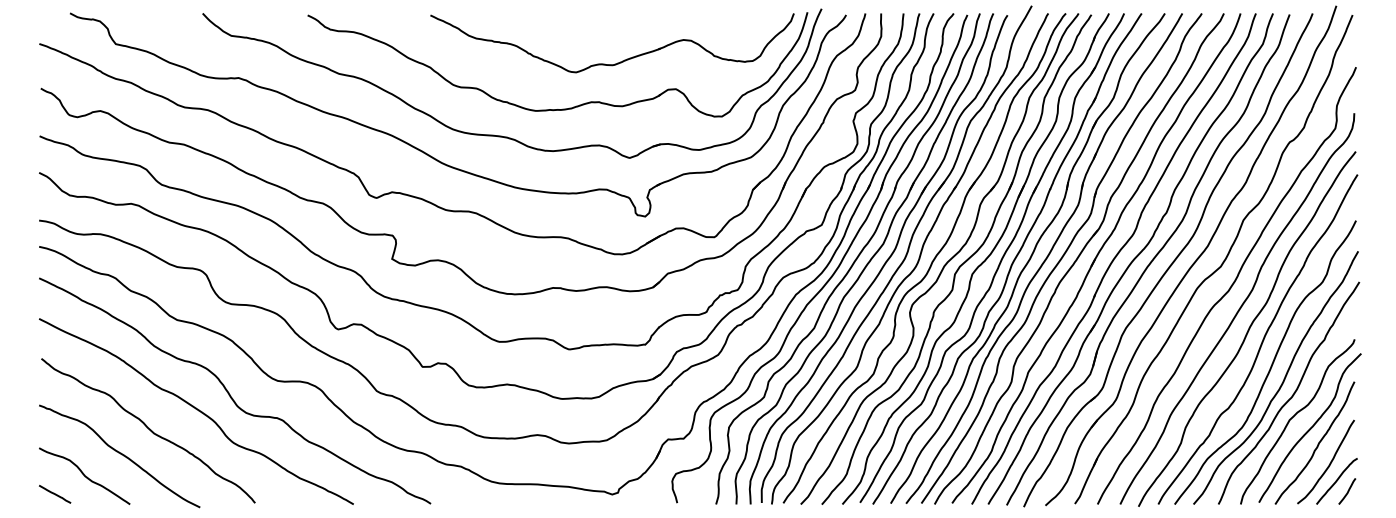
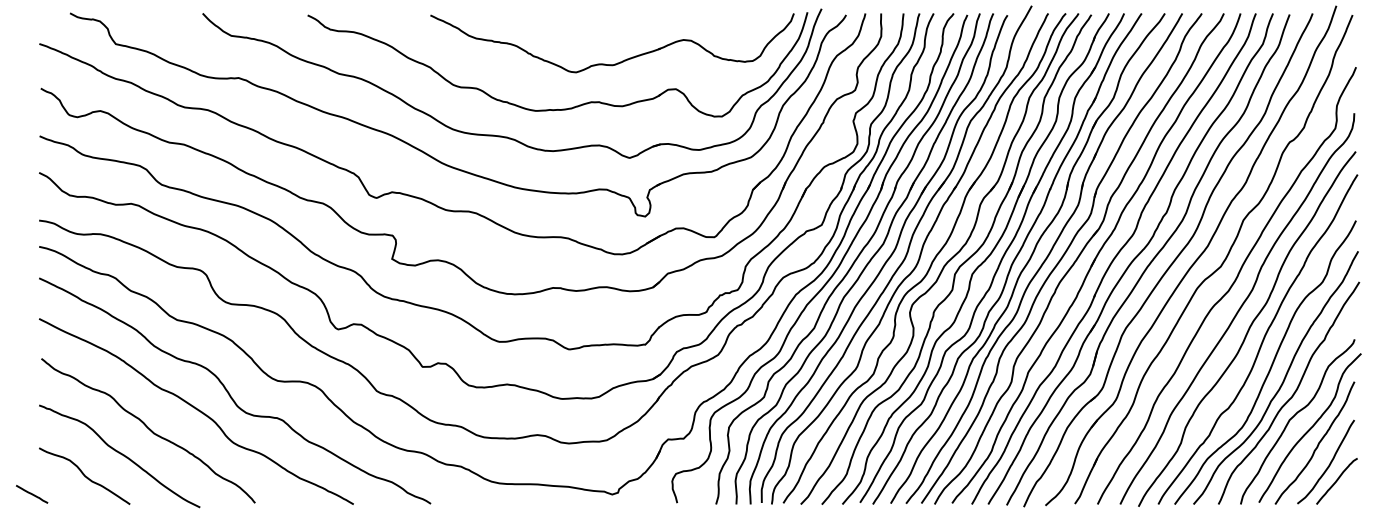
line: present -> none (1347, 491)
line position: (55, 494) -> (32, 494) (32, 494)
